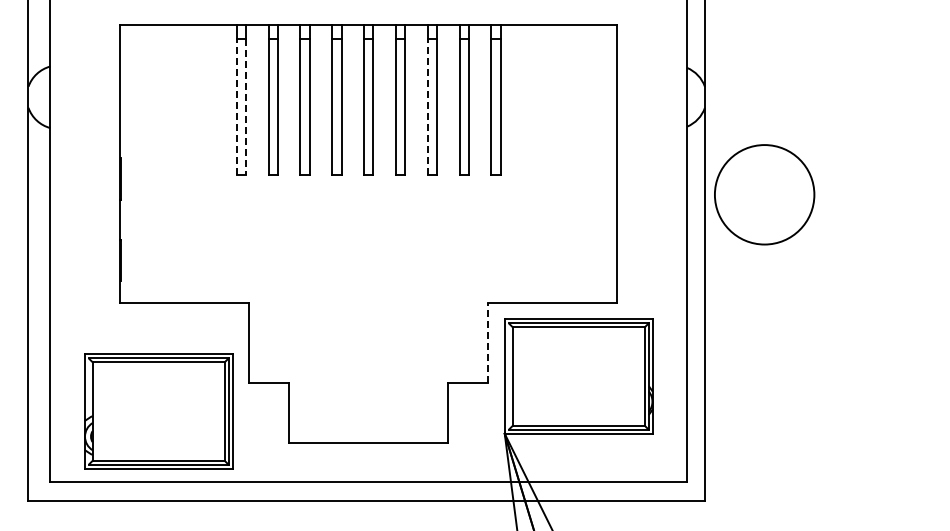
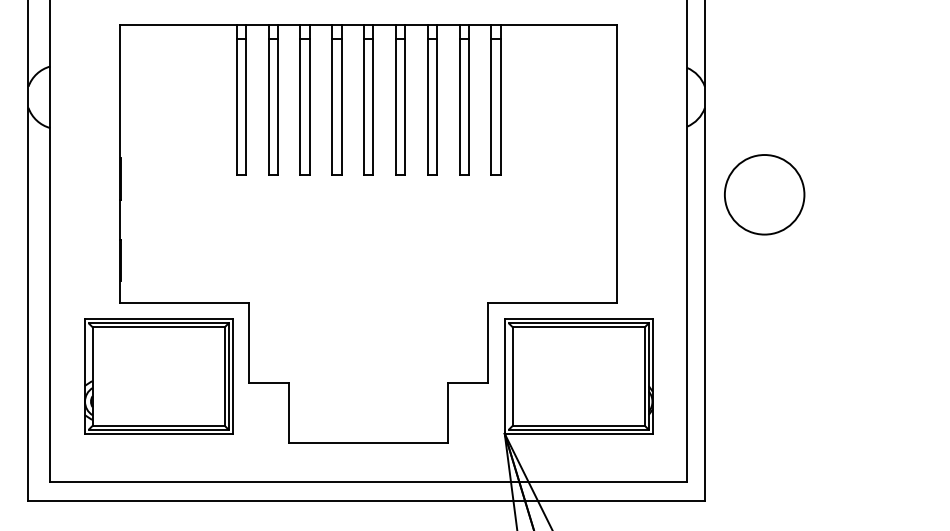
line: dashed -> solid (236, 107)
line: dashed -> solid (246, 107)
line: dashed -> solid (427, 107)
circle diameter: 99 px -> 80 px (764, 194)
line: dashed -> solid (488, 343)
part position: (158, 411) -> (158, 376) (158, 376)
